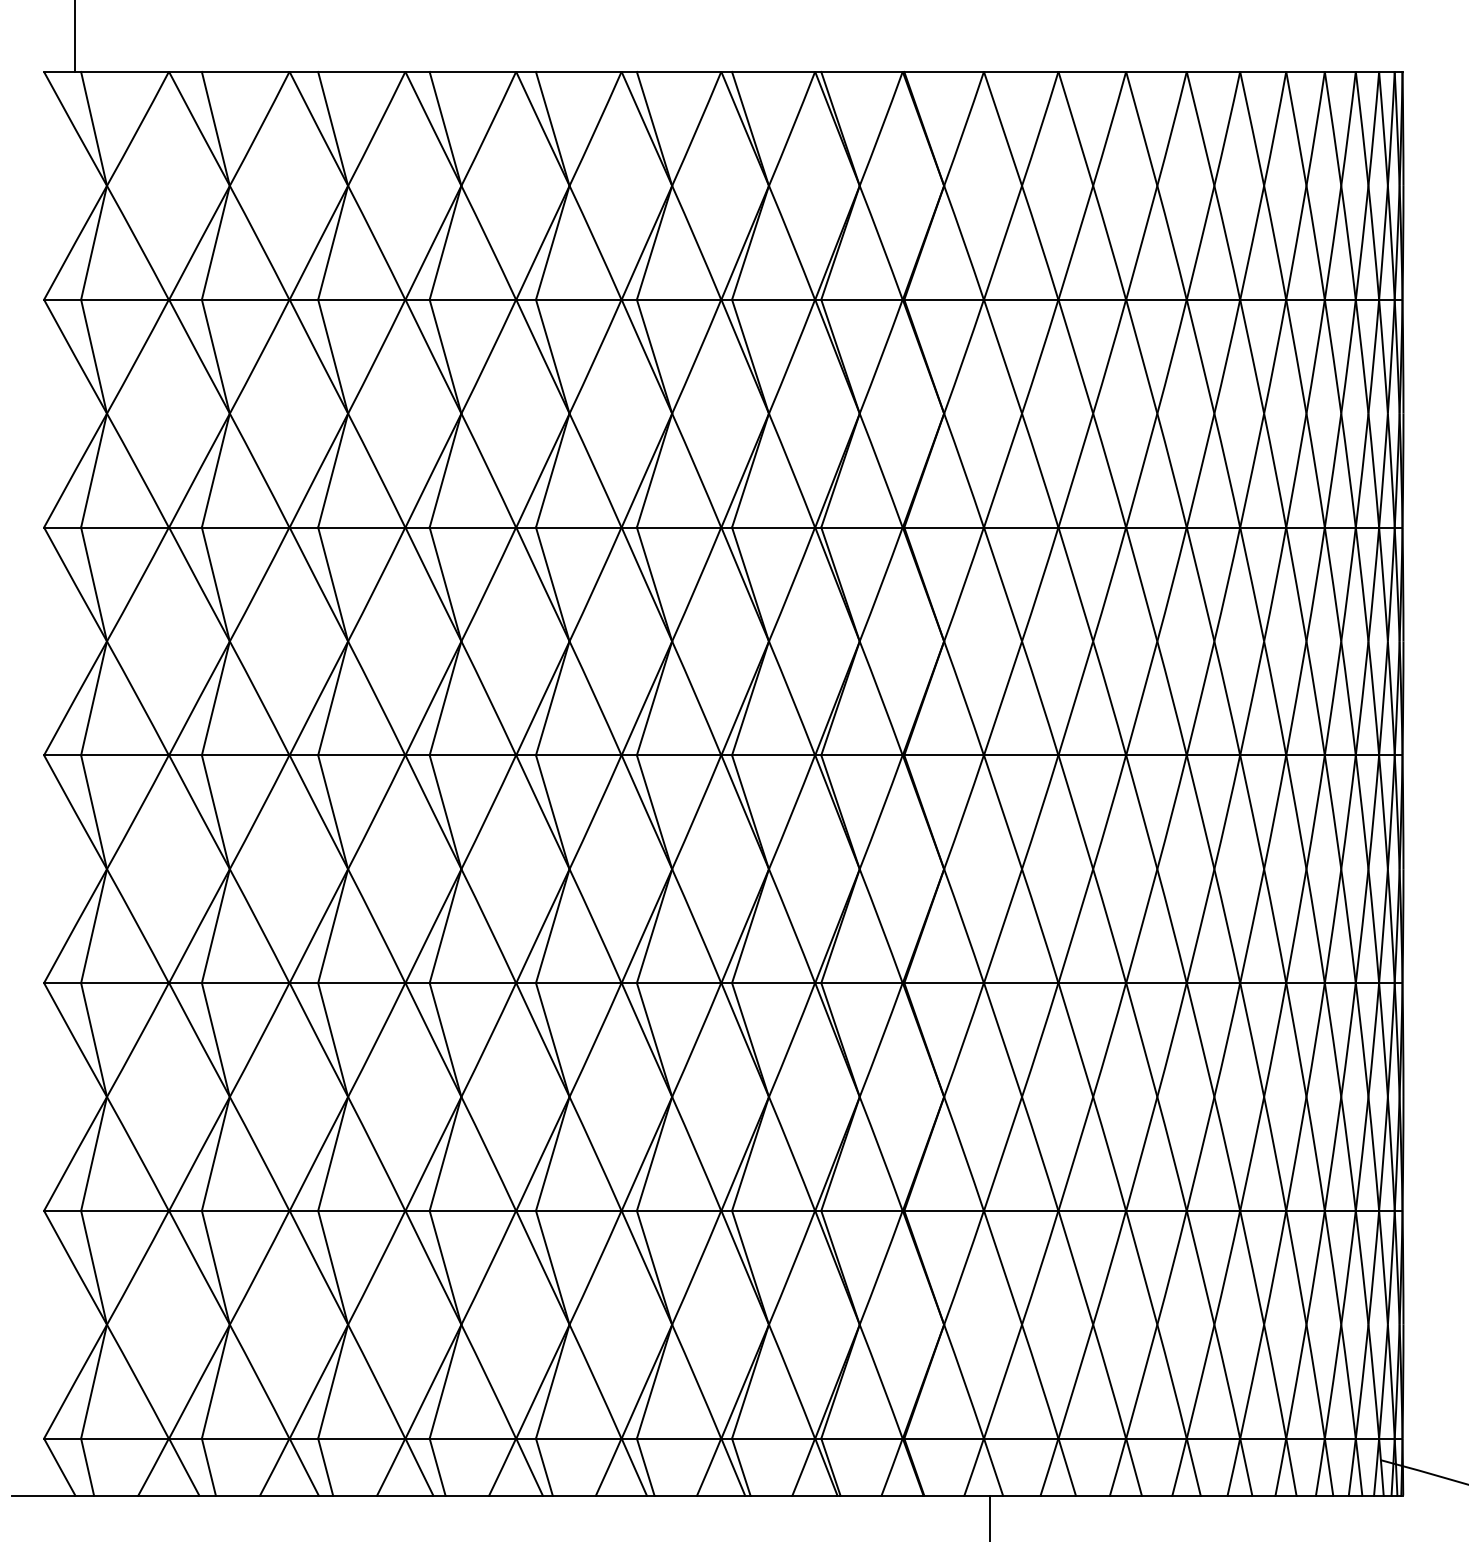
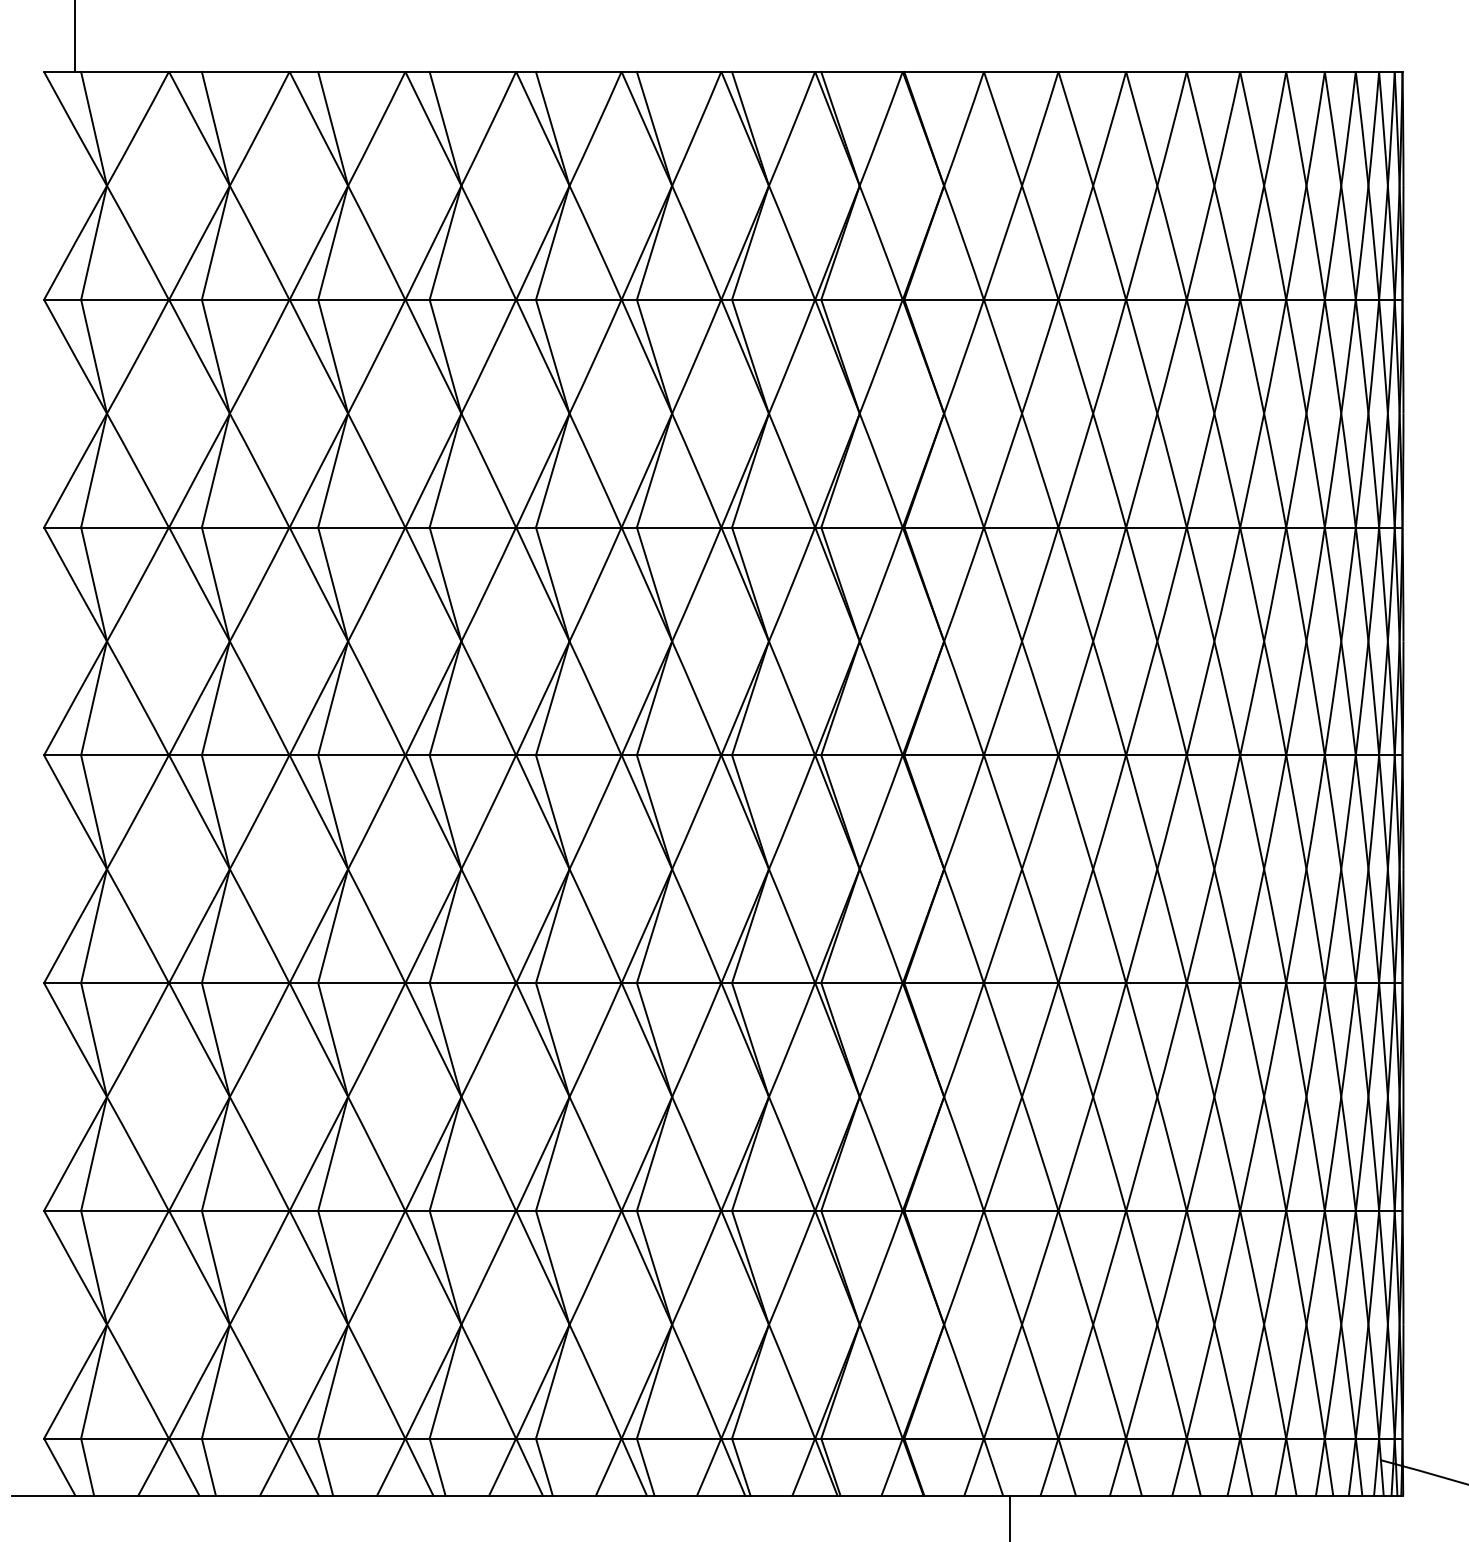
line position: (989, 1516) -> (1009, 1516) (1009, 1516)
